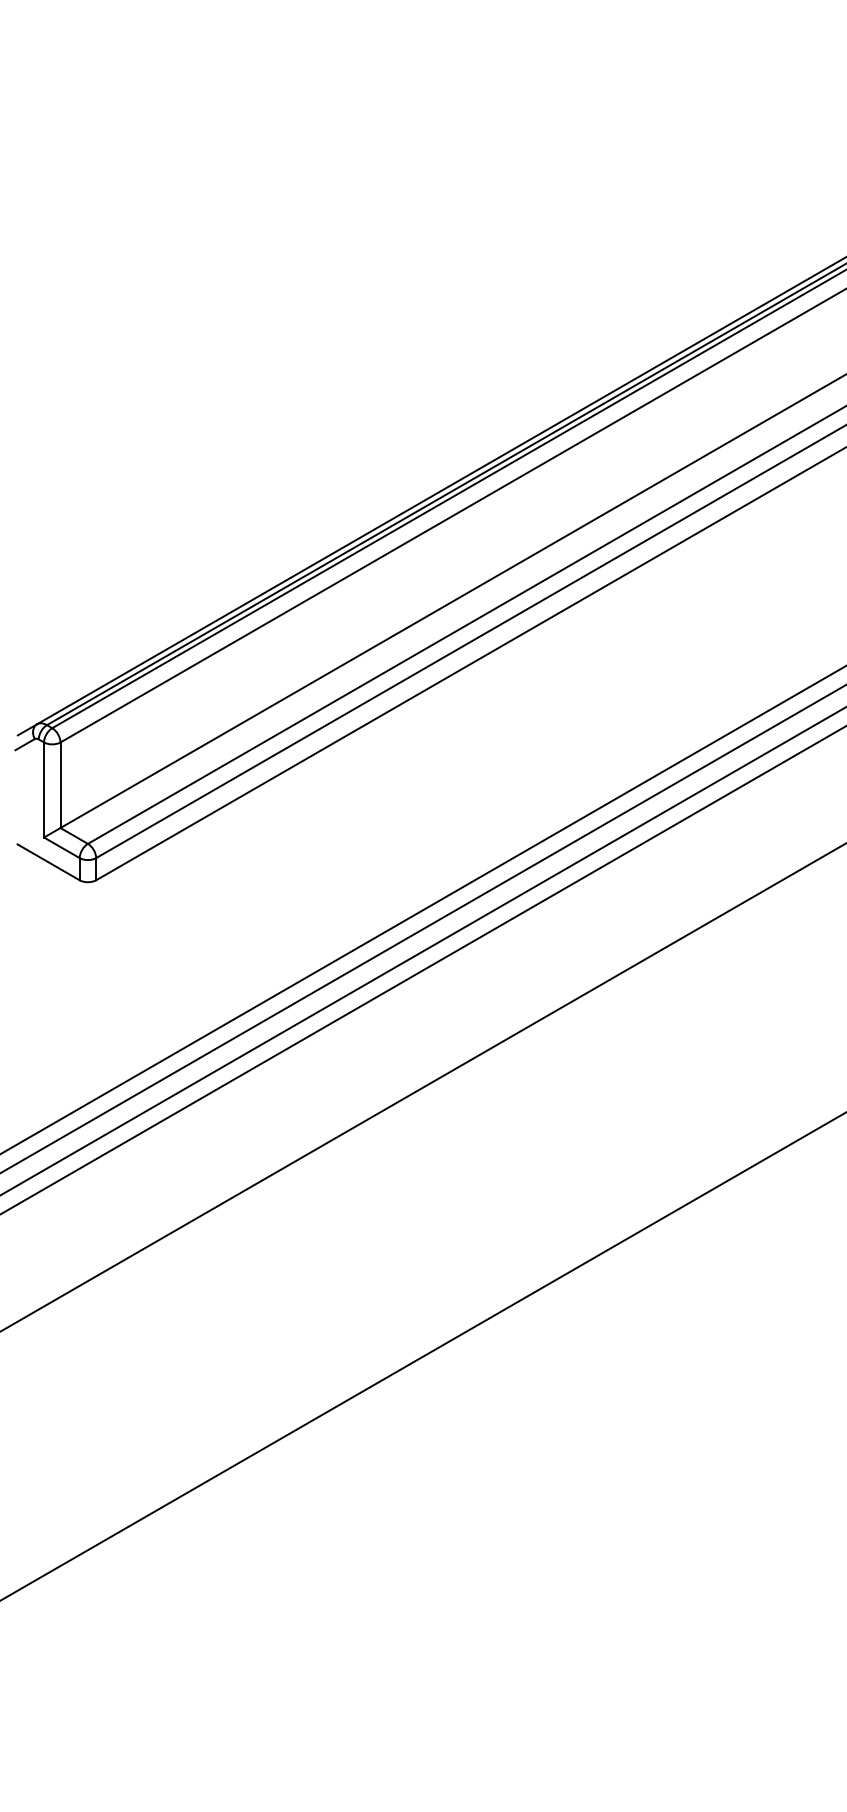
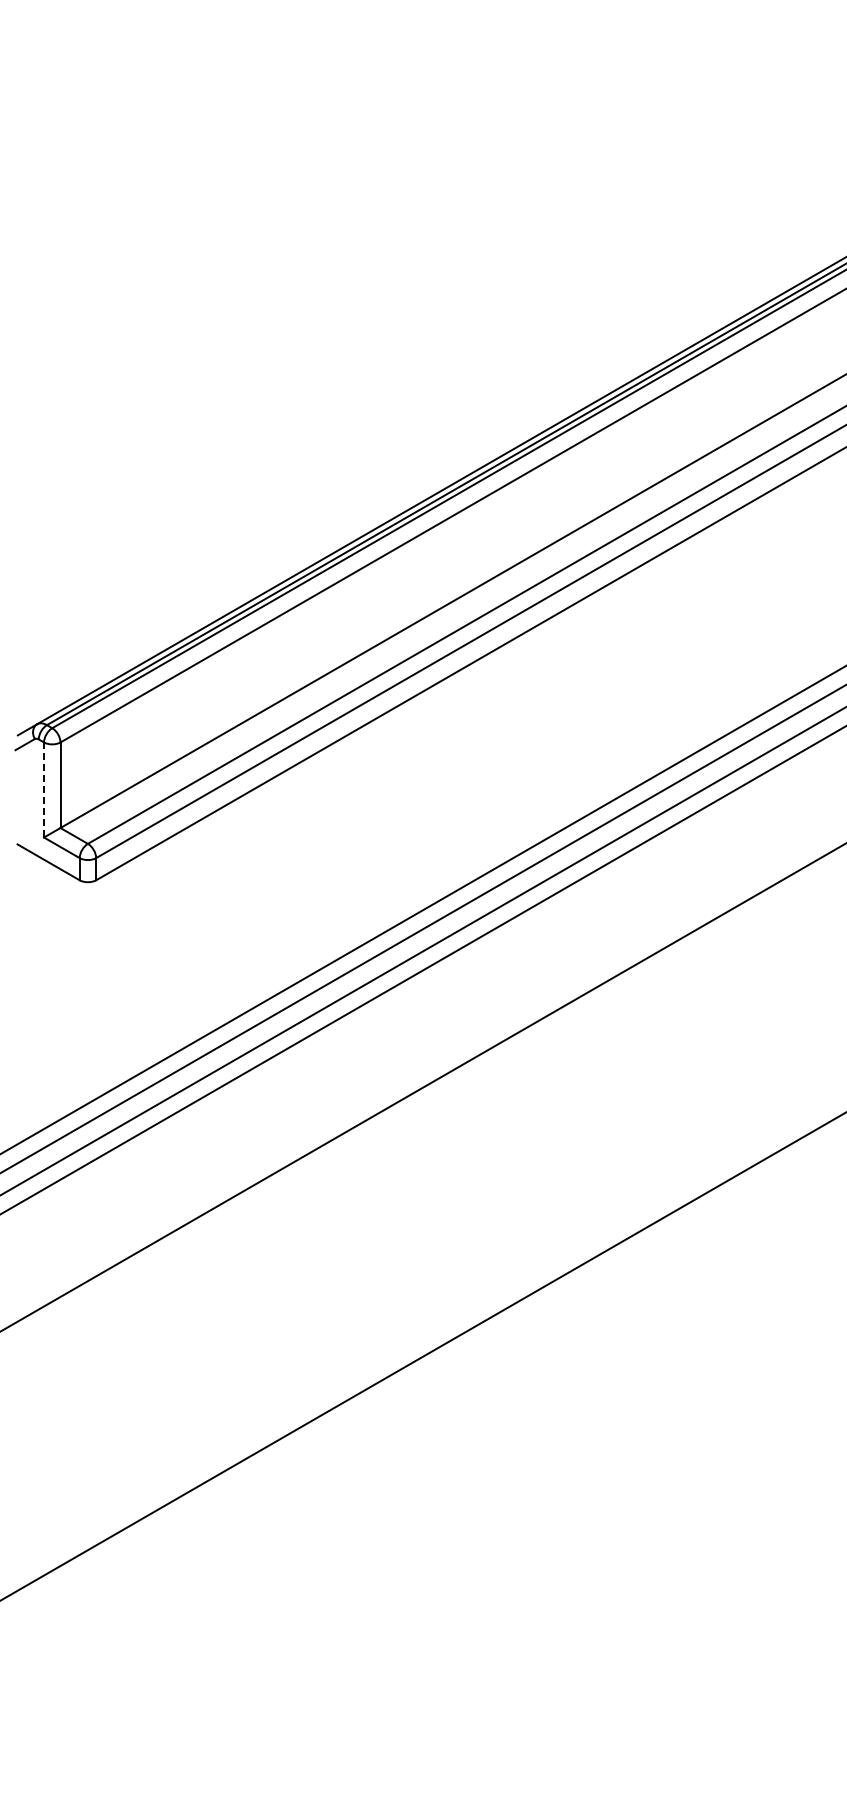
line: solid -> dashed (44, 790)
